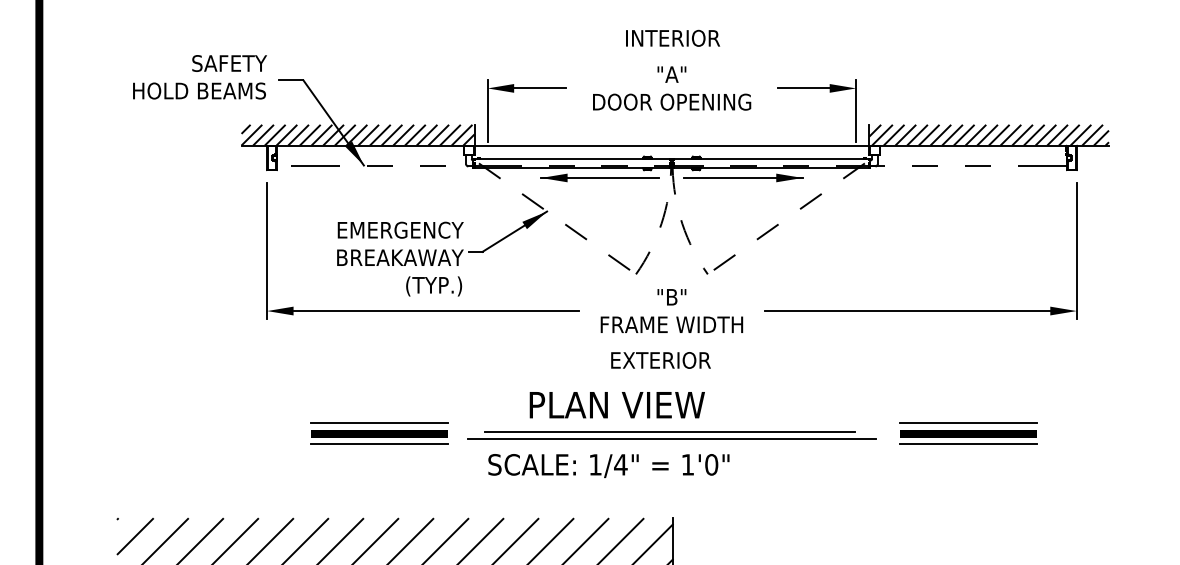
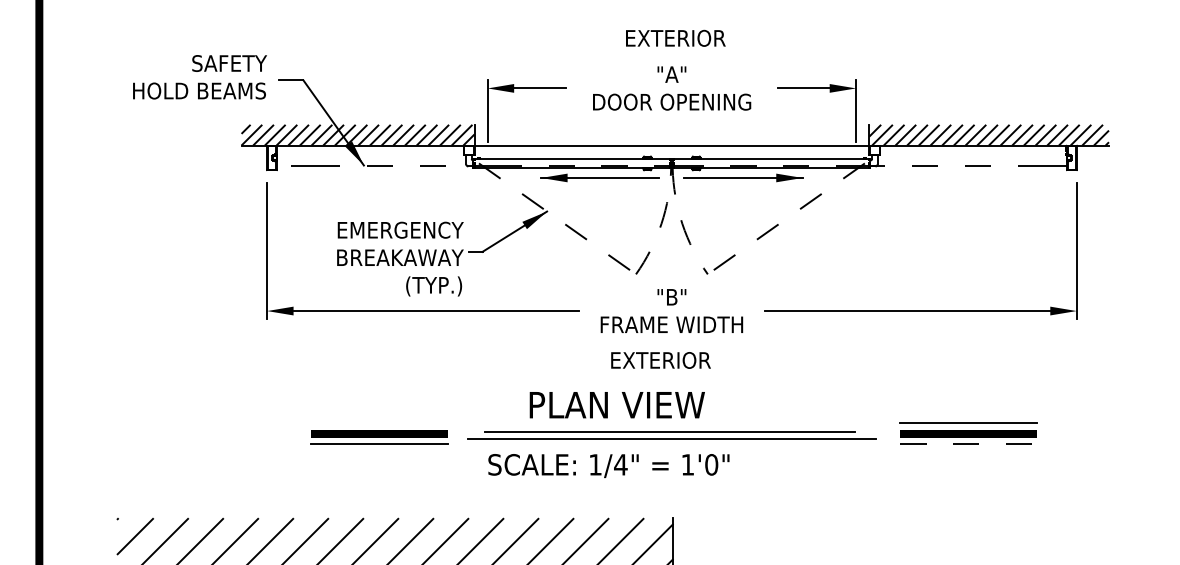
text: INTERIOR -> EXTERIOR (676, 37)
line: present -> none (379, 423)
line: solid -> dashed (968, 443)
